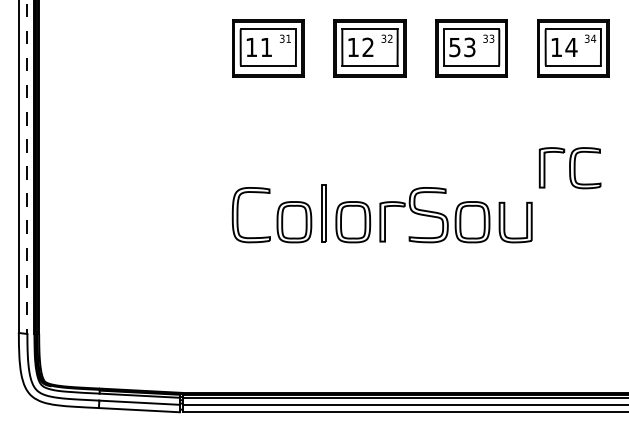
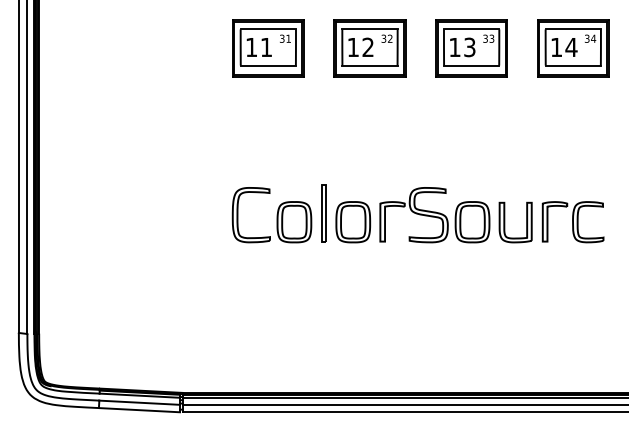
text: 53 -> 13 (454, 47)
line: dashed -> solid (27, 167)
part position: (569, 168) -> (572, 222) (572, 222)
